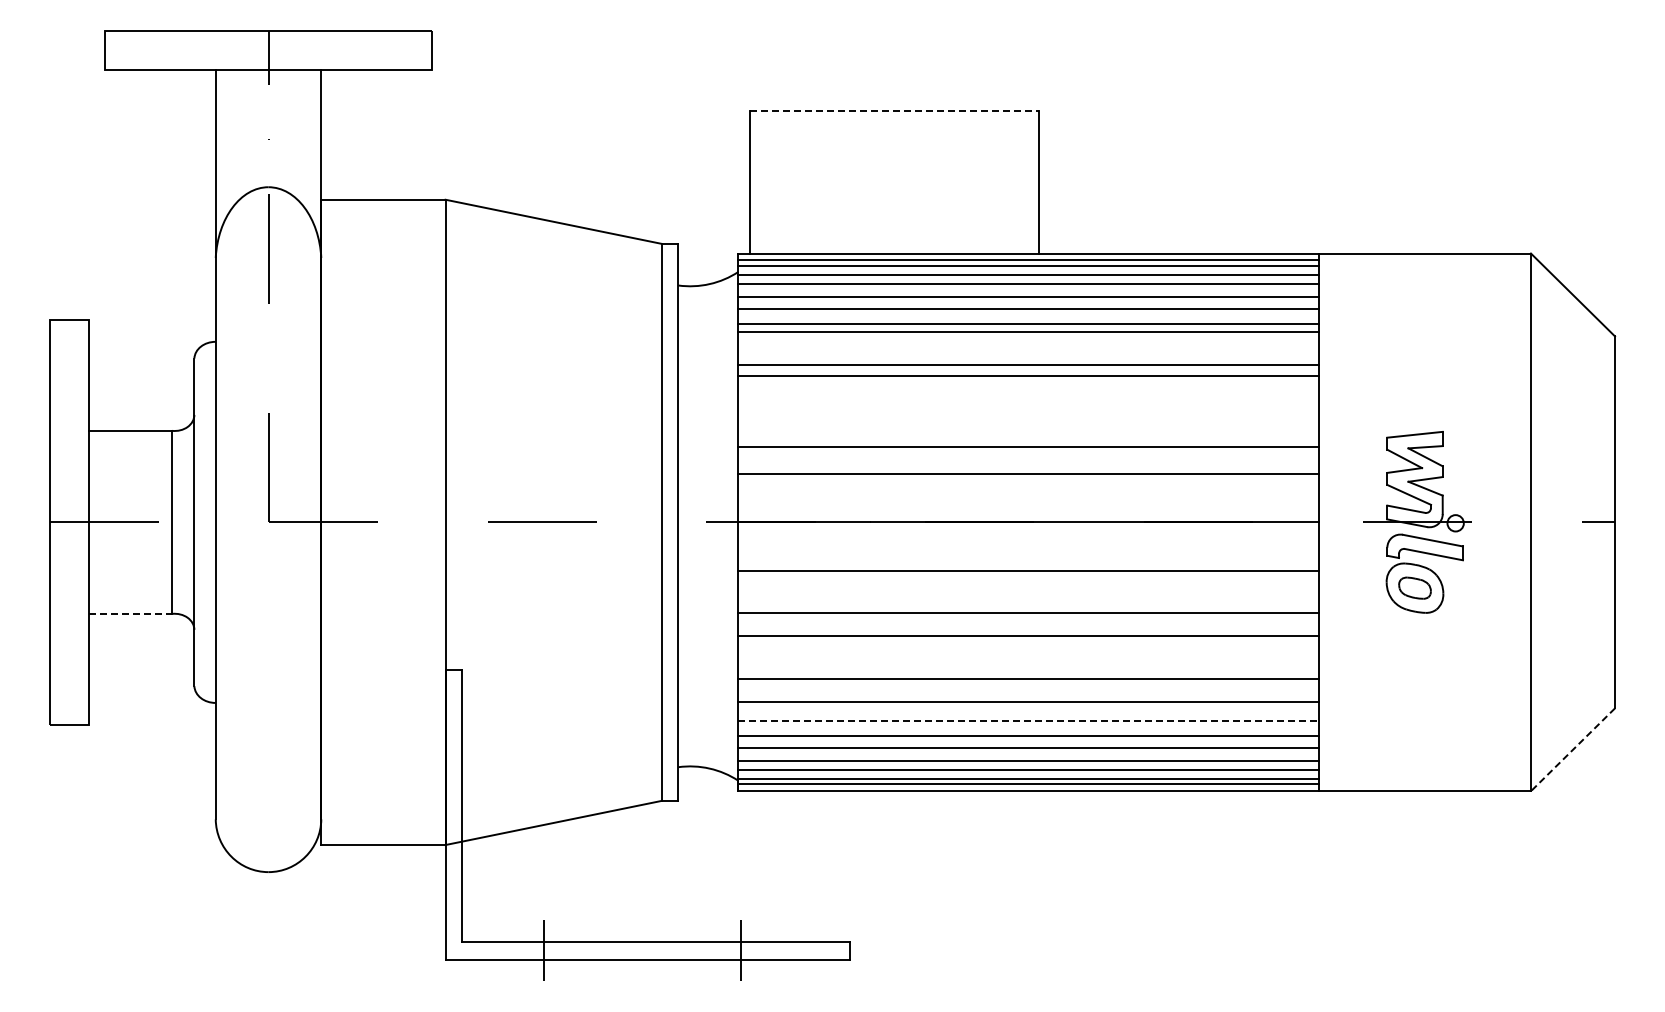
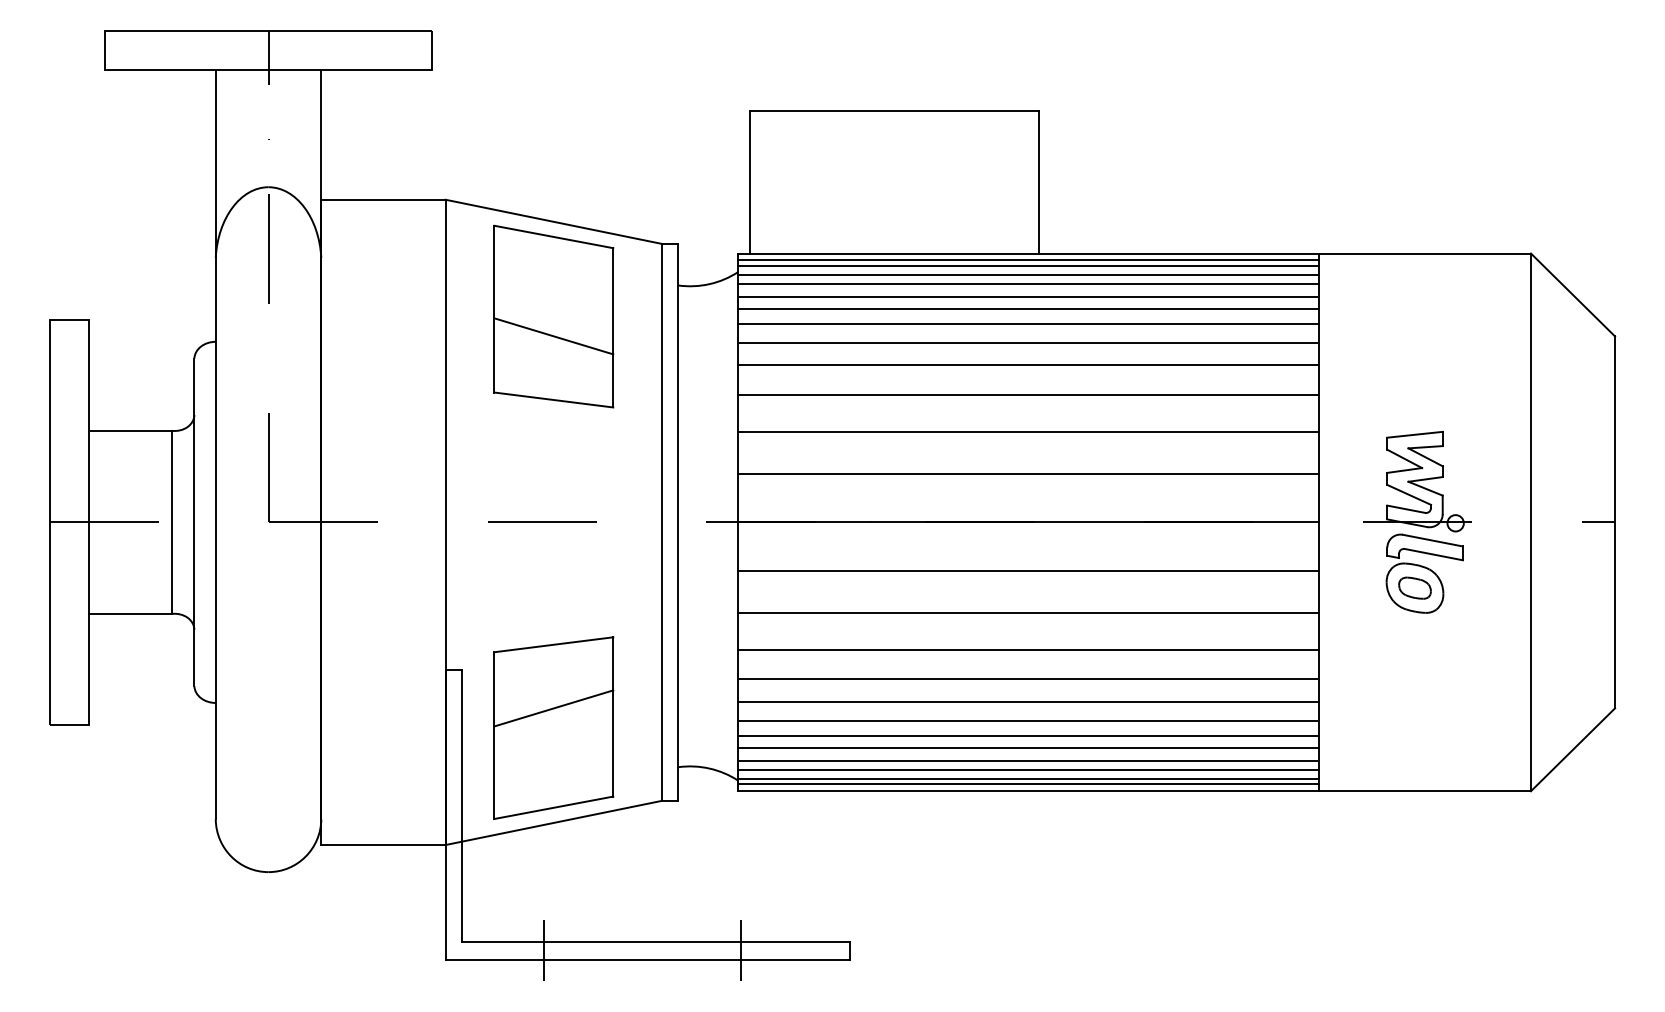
line: dashed -> solid (895, 111)
part: none -> present (553, 316)
line position: (1028, 331) -> (1028, 342) (1028, 342)
line position: (1028, 376) -> (1028, 395) (1028, 395)
line position: (1027, 446) -> (1027, 431) (1027, 431)
line: dashed -> solid (131, 613)
line position: (1028, 635) -> (1028, 649) (1028, 649)
line: dashed -> solid (1029, 721)
part: none -> present (553, 727)
line: dashed -> solid (1572, 750)
